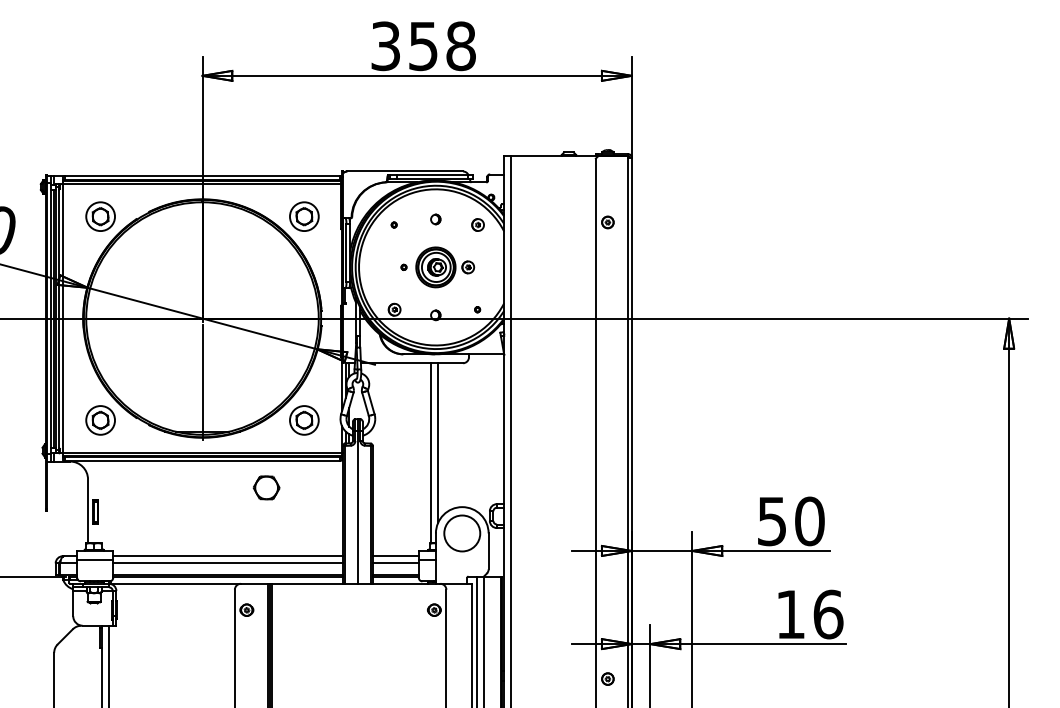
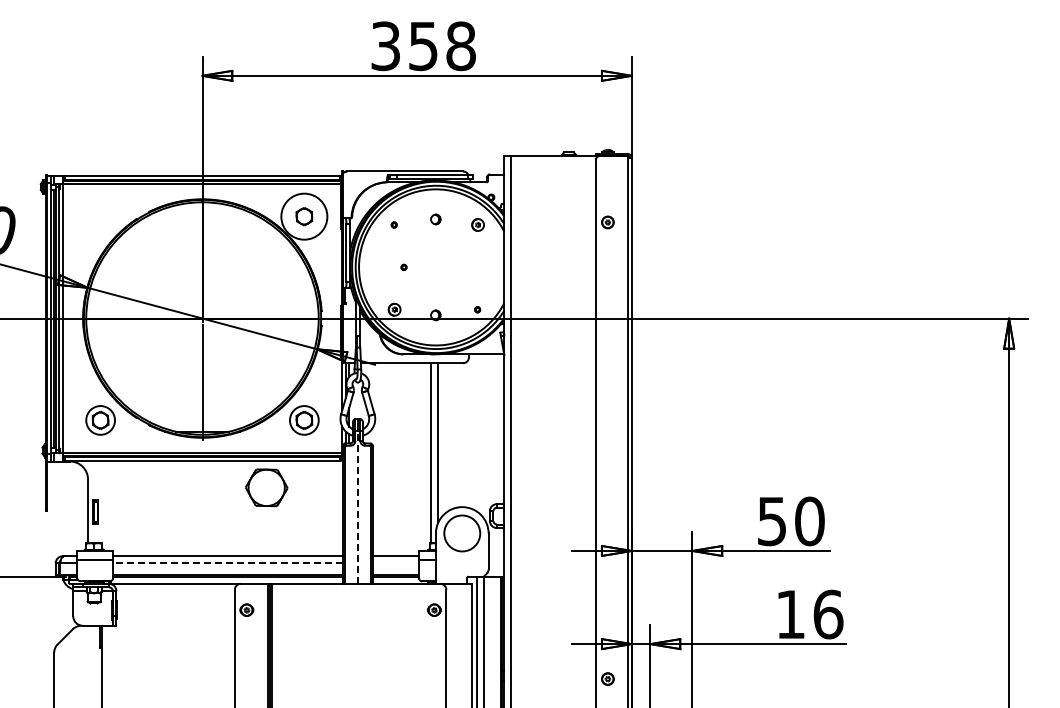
part: present -> none (100, 216)
circle diameter: 29 px -> 46 px (304, 216)
part: present -> none (445, 267)
part size: 29x26 px -> 44x40 px (266, 487)
line: solid -> dashed (357, 506)
line: solid -> dashed (228, 563)
line: present -> none (395, 563)
line: present -> none (109, 664)
